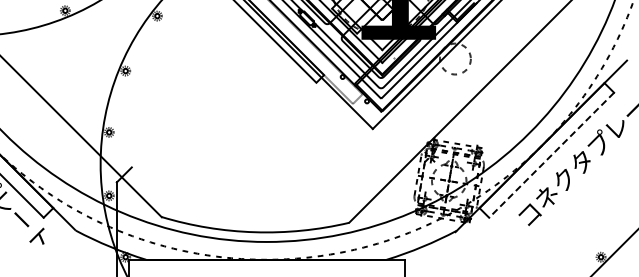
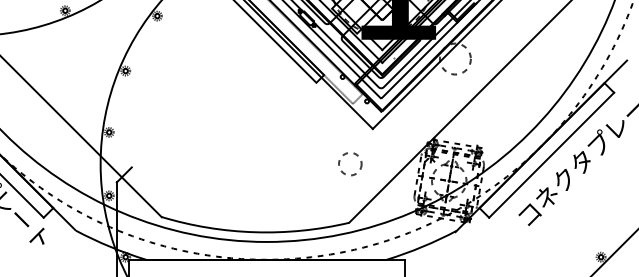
line: dashed -> solid (551, 155)
circle: none -> present (350, 164)
